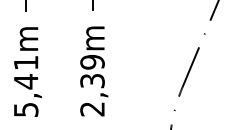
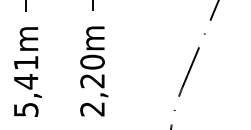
text: 2,39m -> 2,20m (92, 71)
